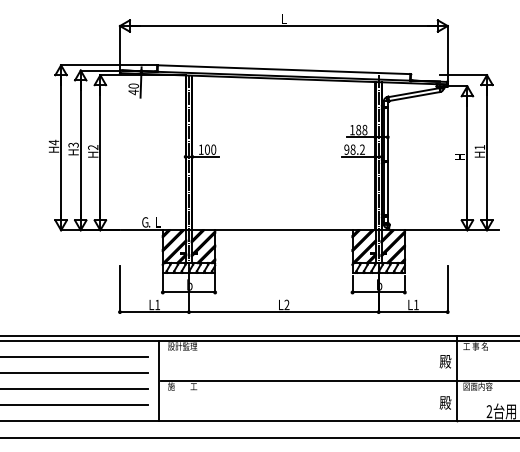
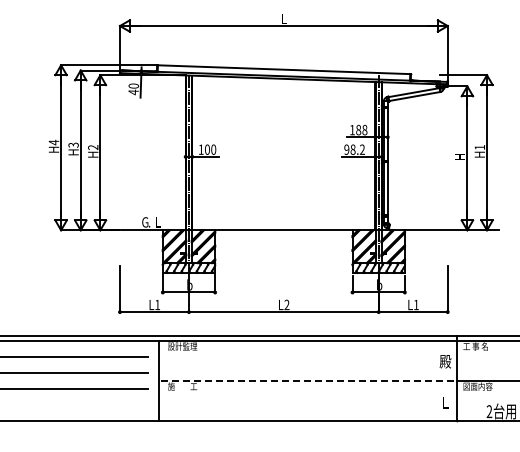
line: solid -> dashed (308, 380)
text: 殿 -> L (445, 402)
line: present -> none (74, 405)
line: present -> none (259, 438)
